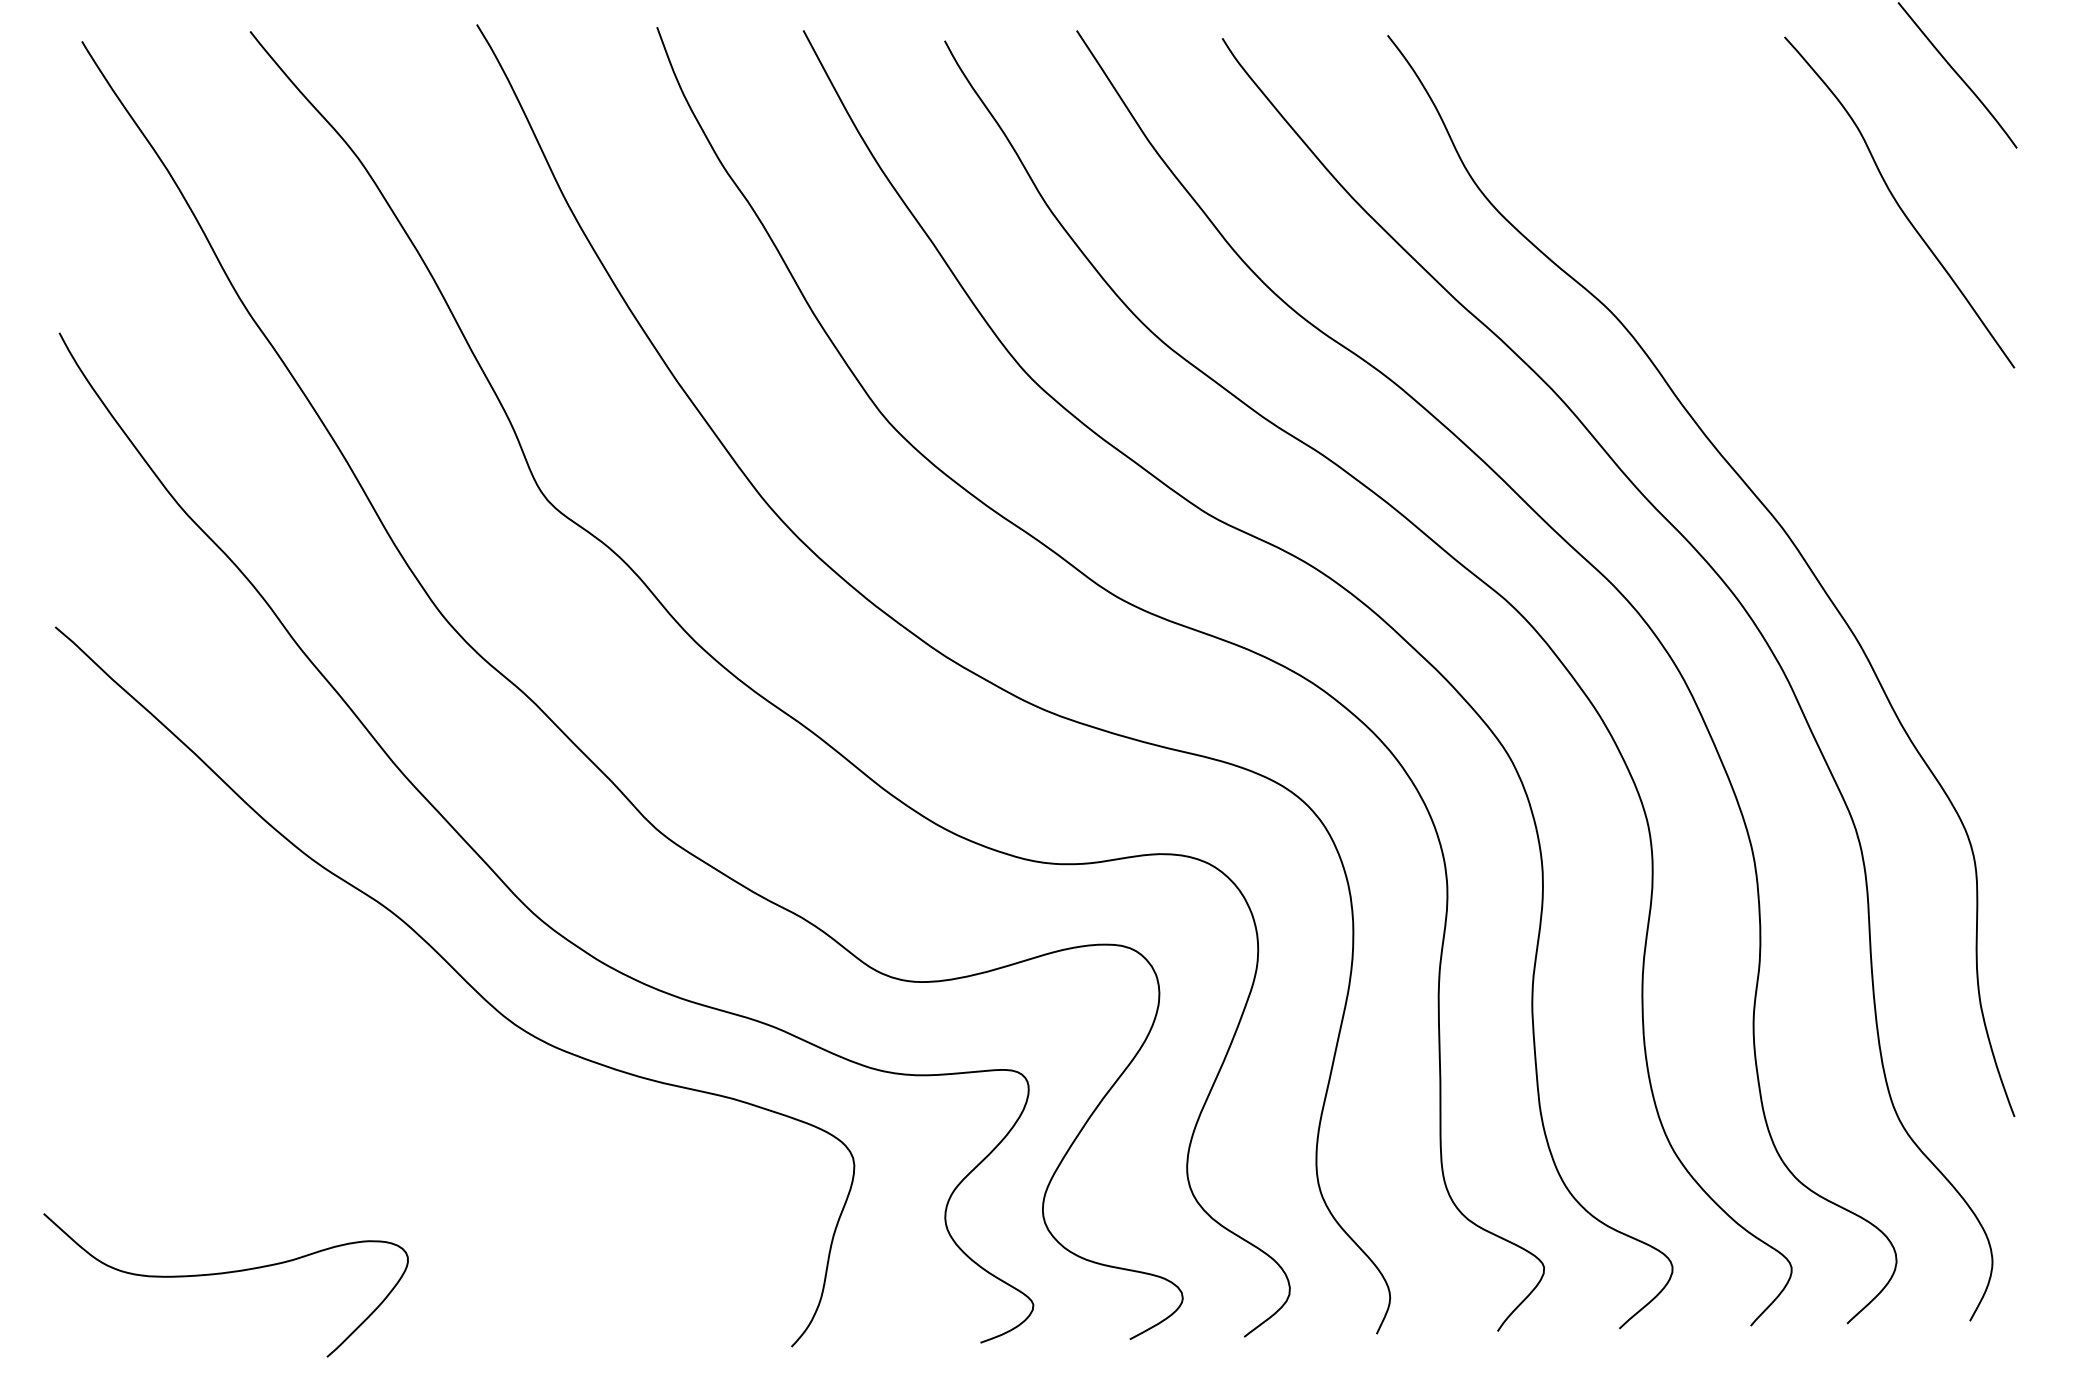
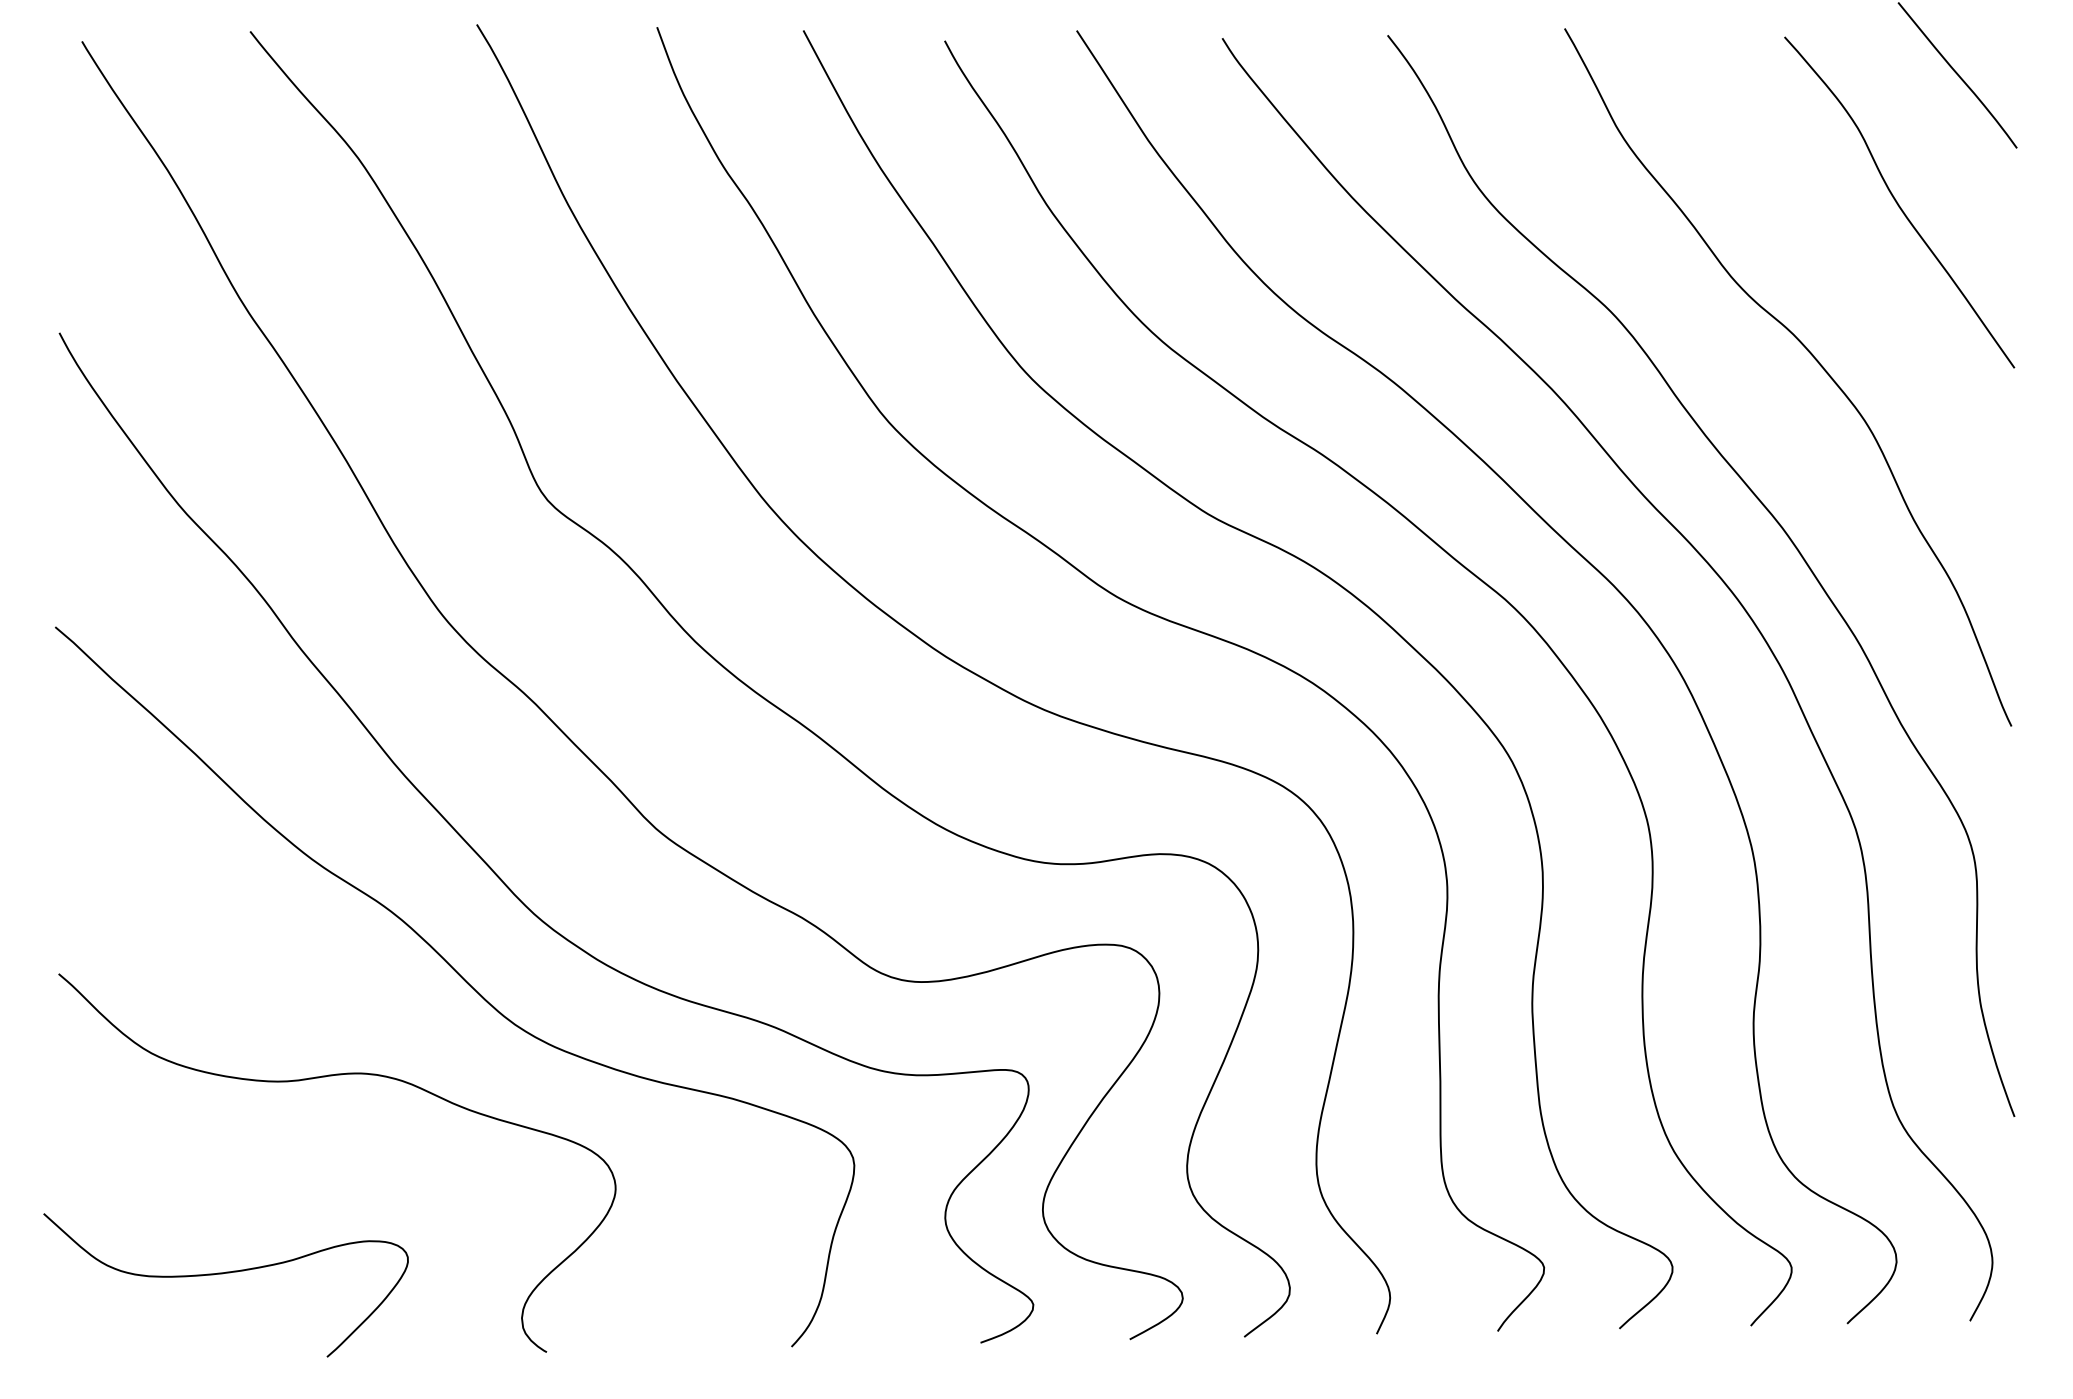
curve: none -> present (1814, 359)
curve: none -> present (325, 1077)
